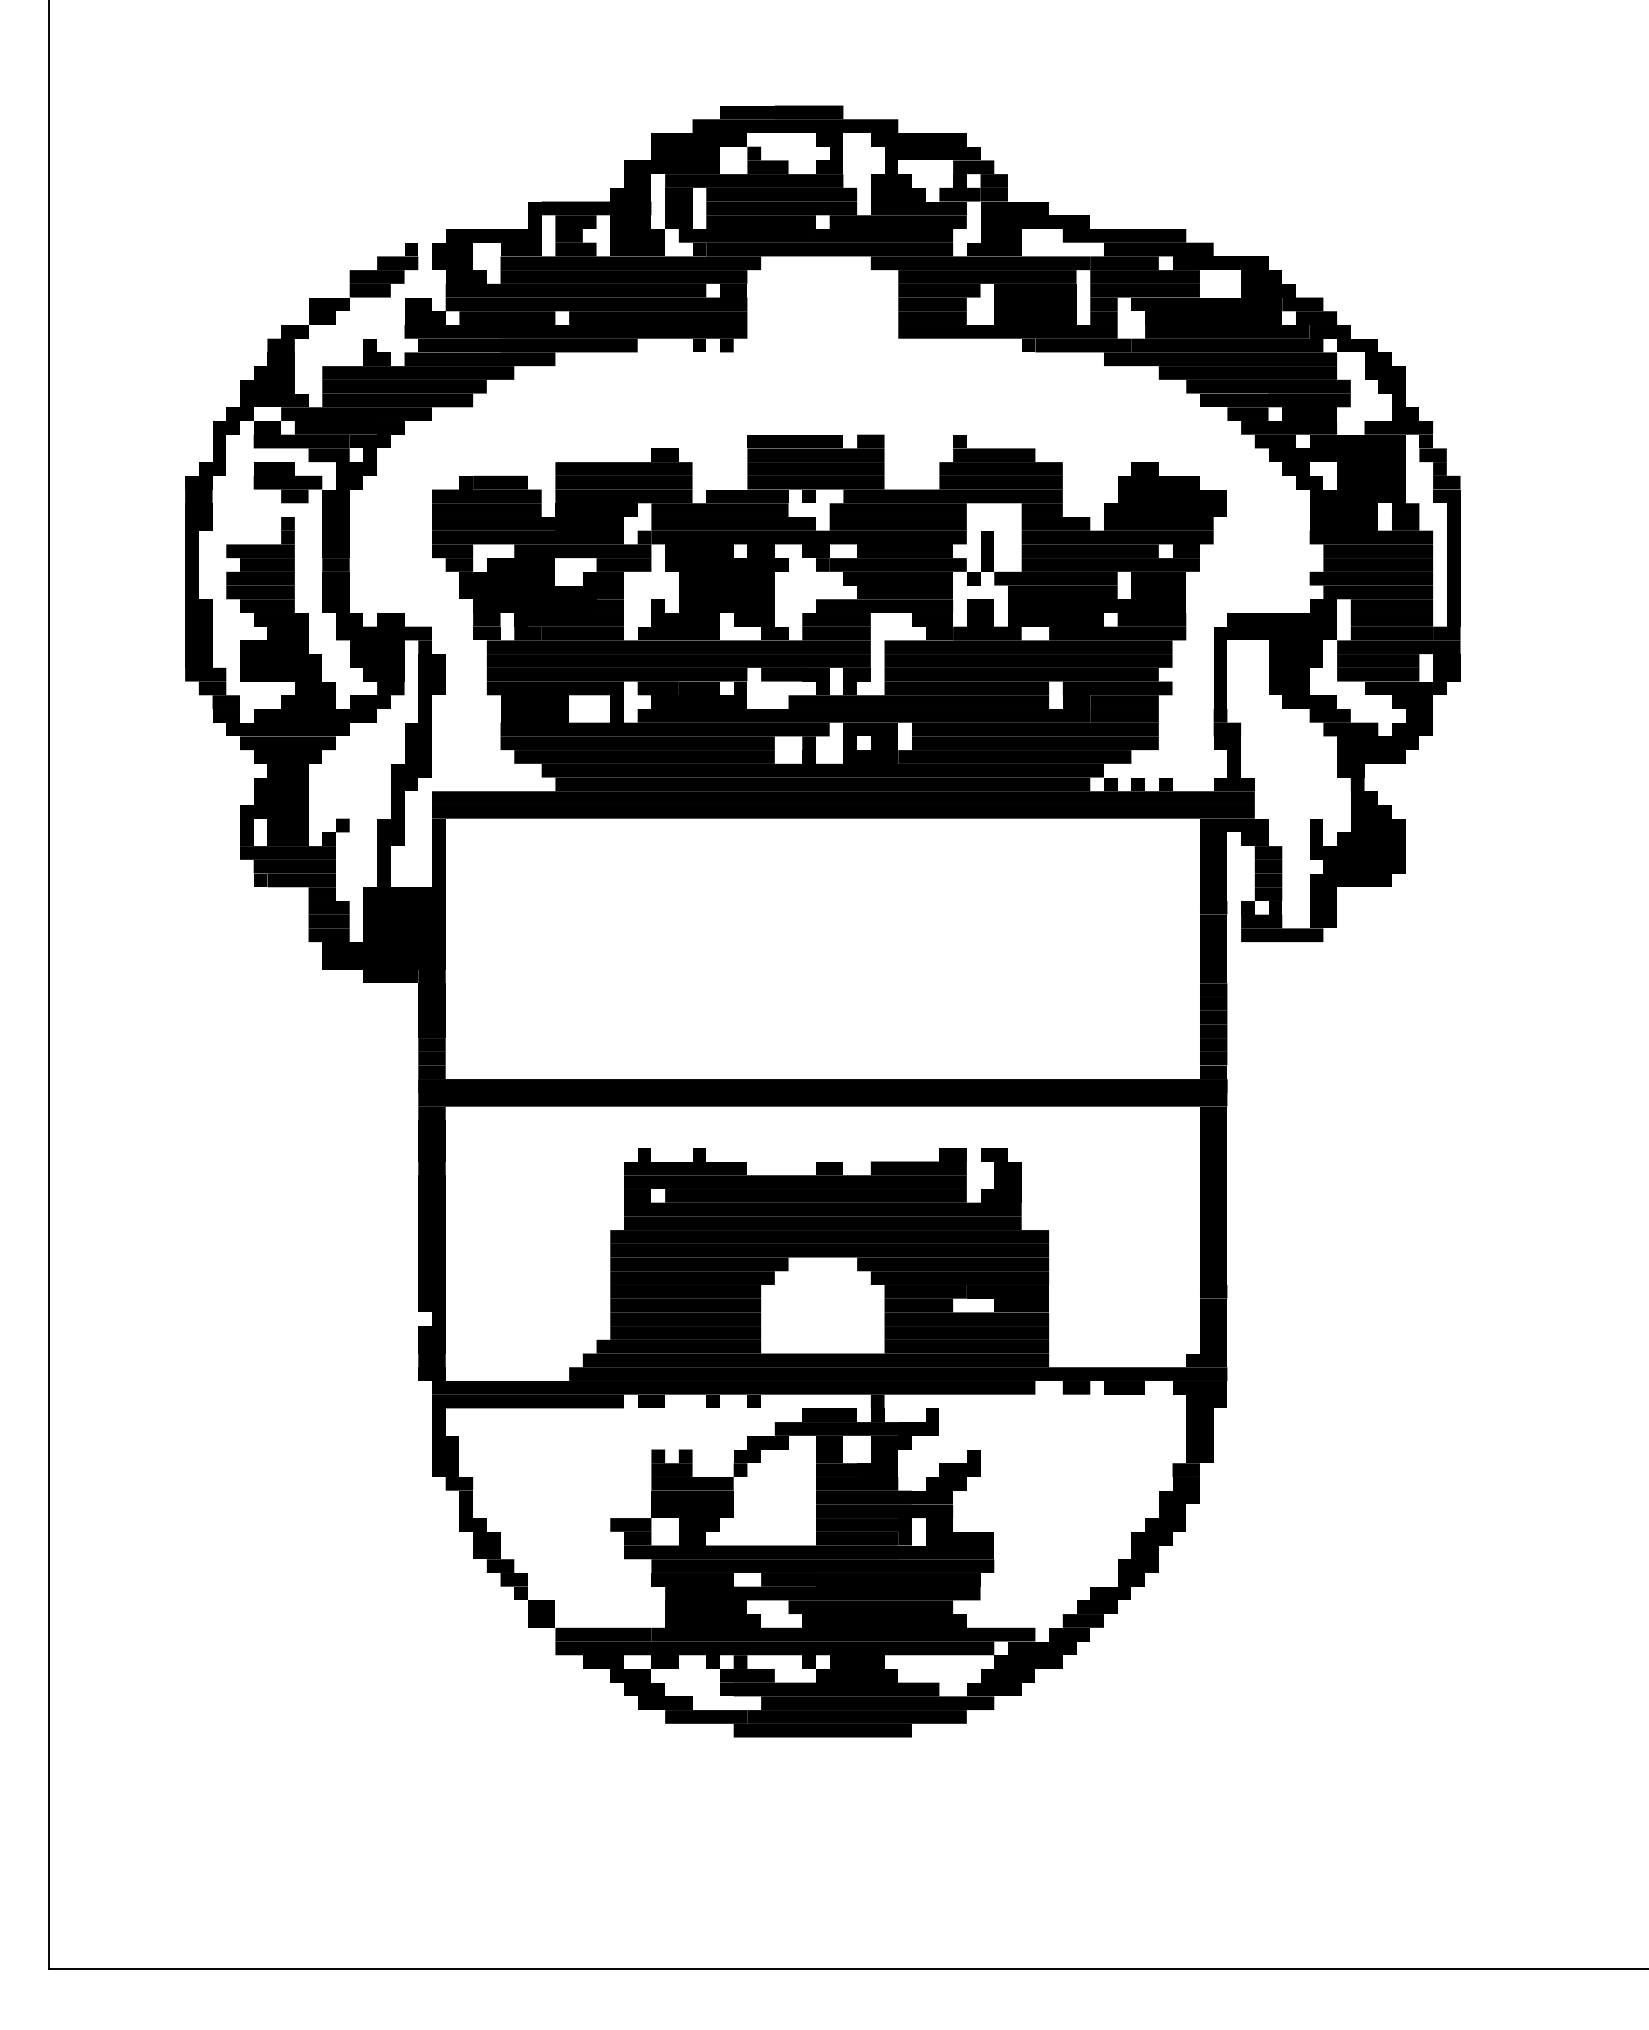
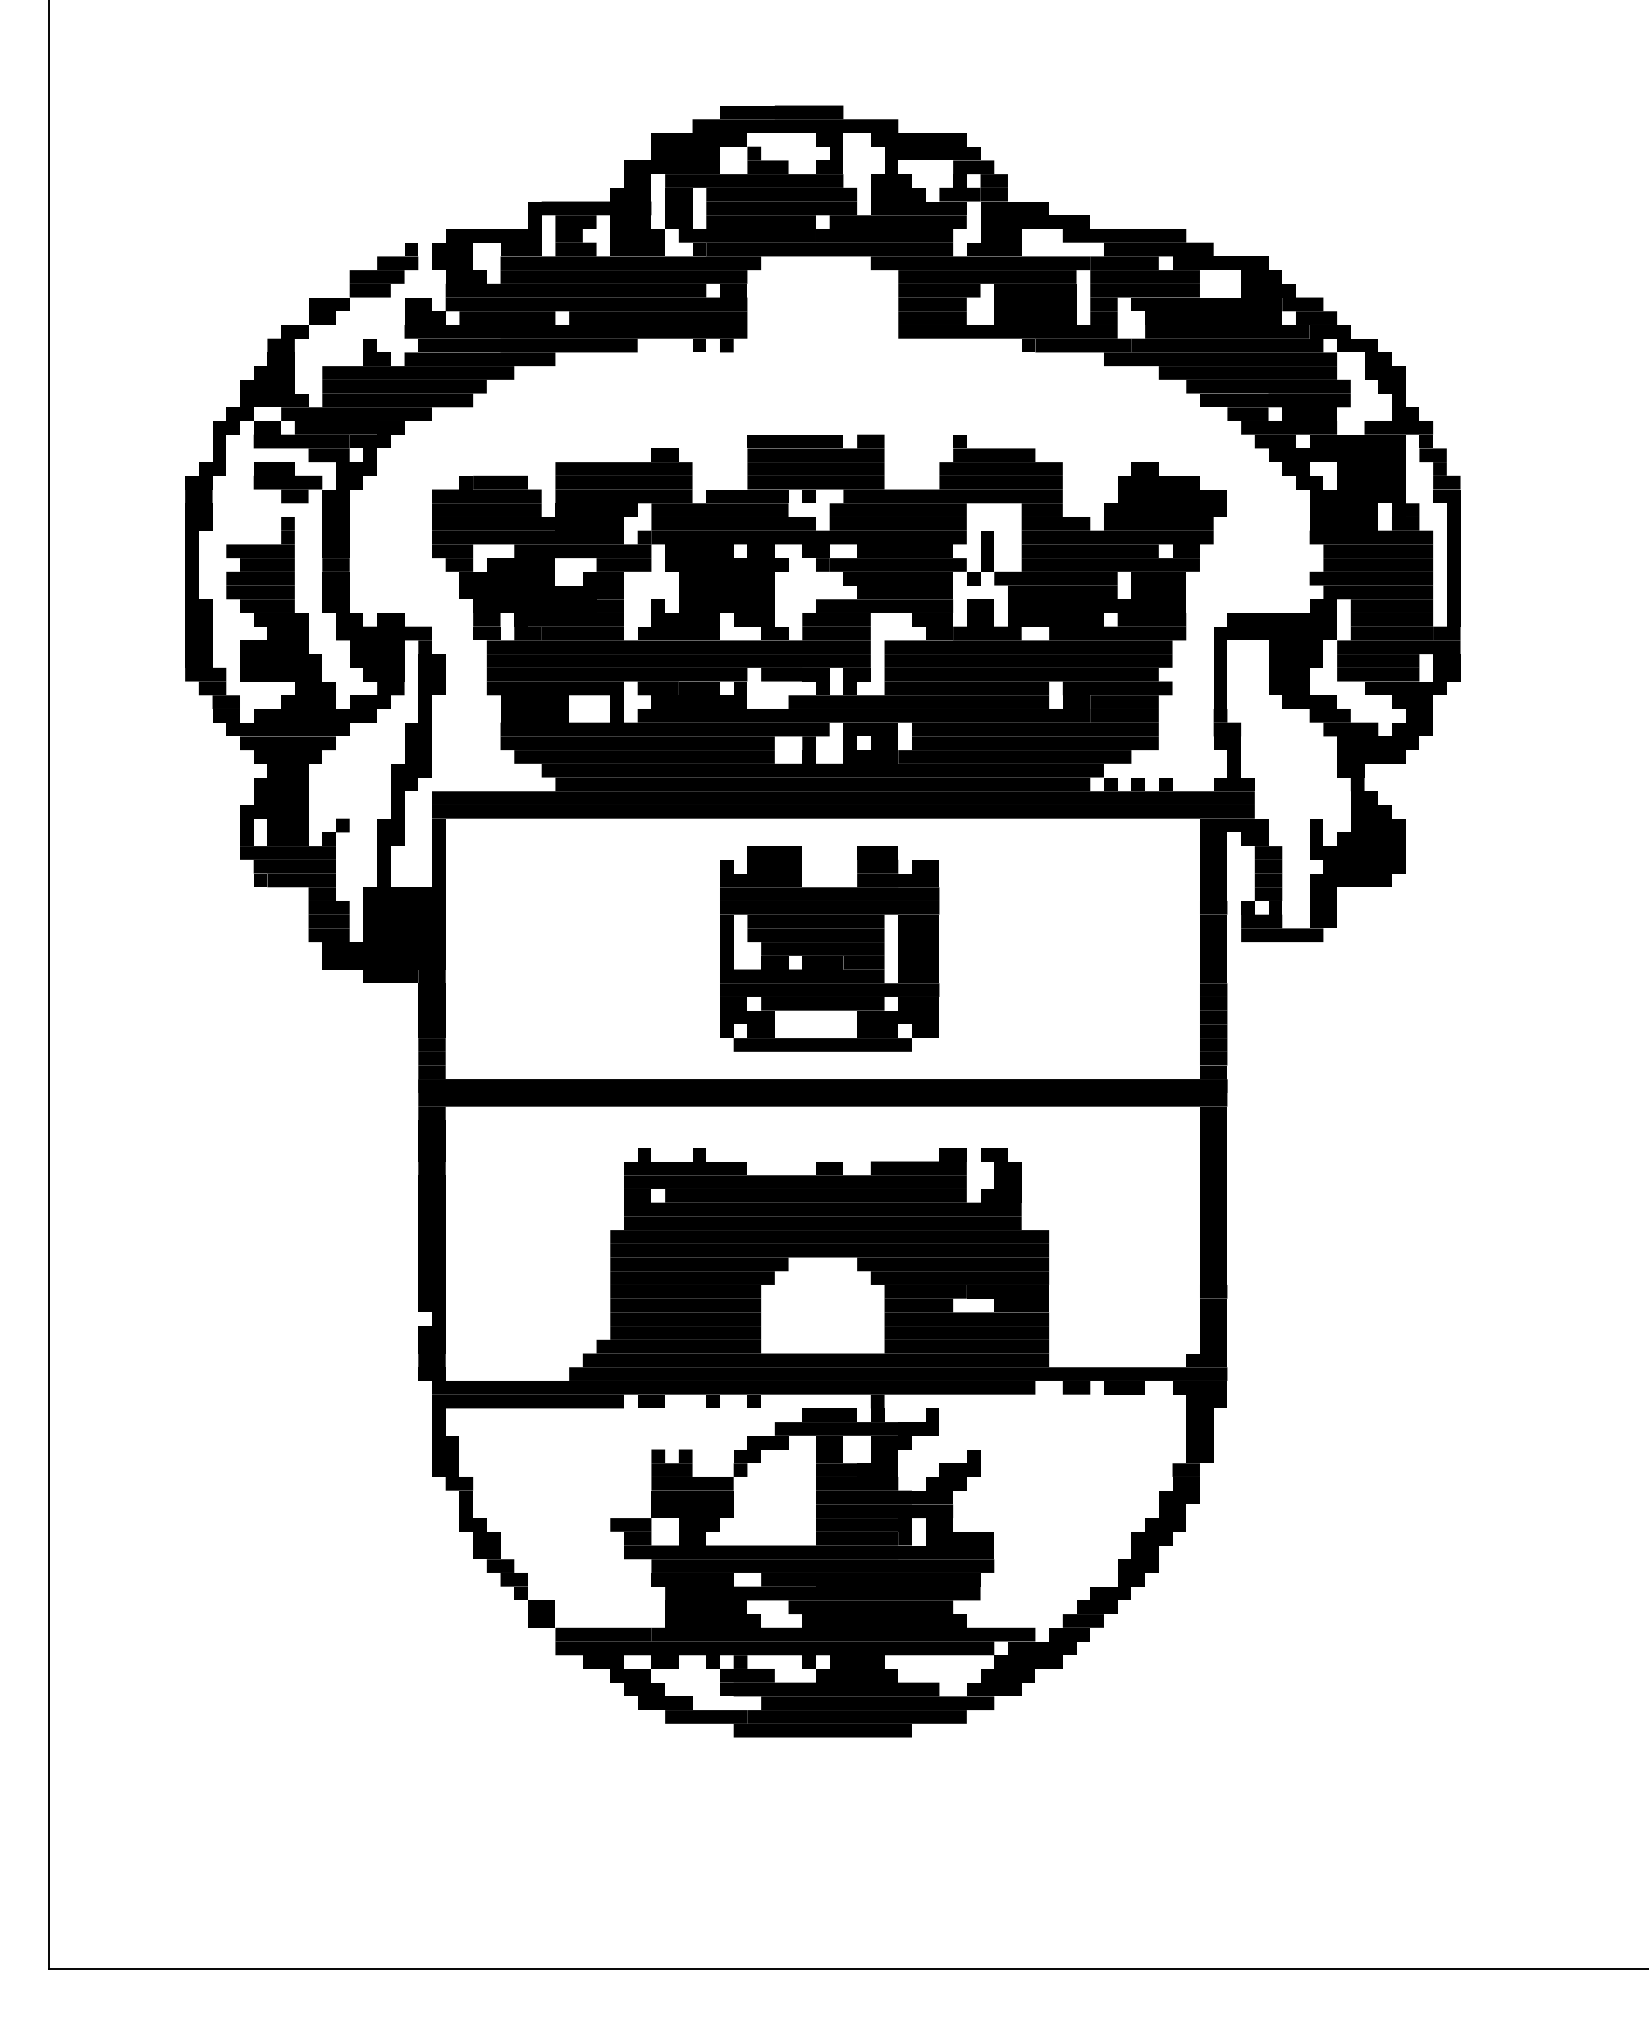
part: none -> present (829, 948)
